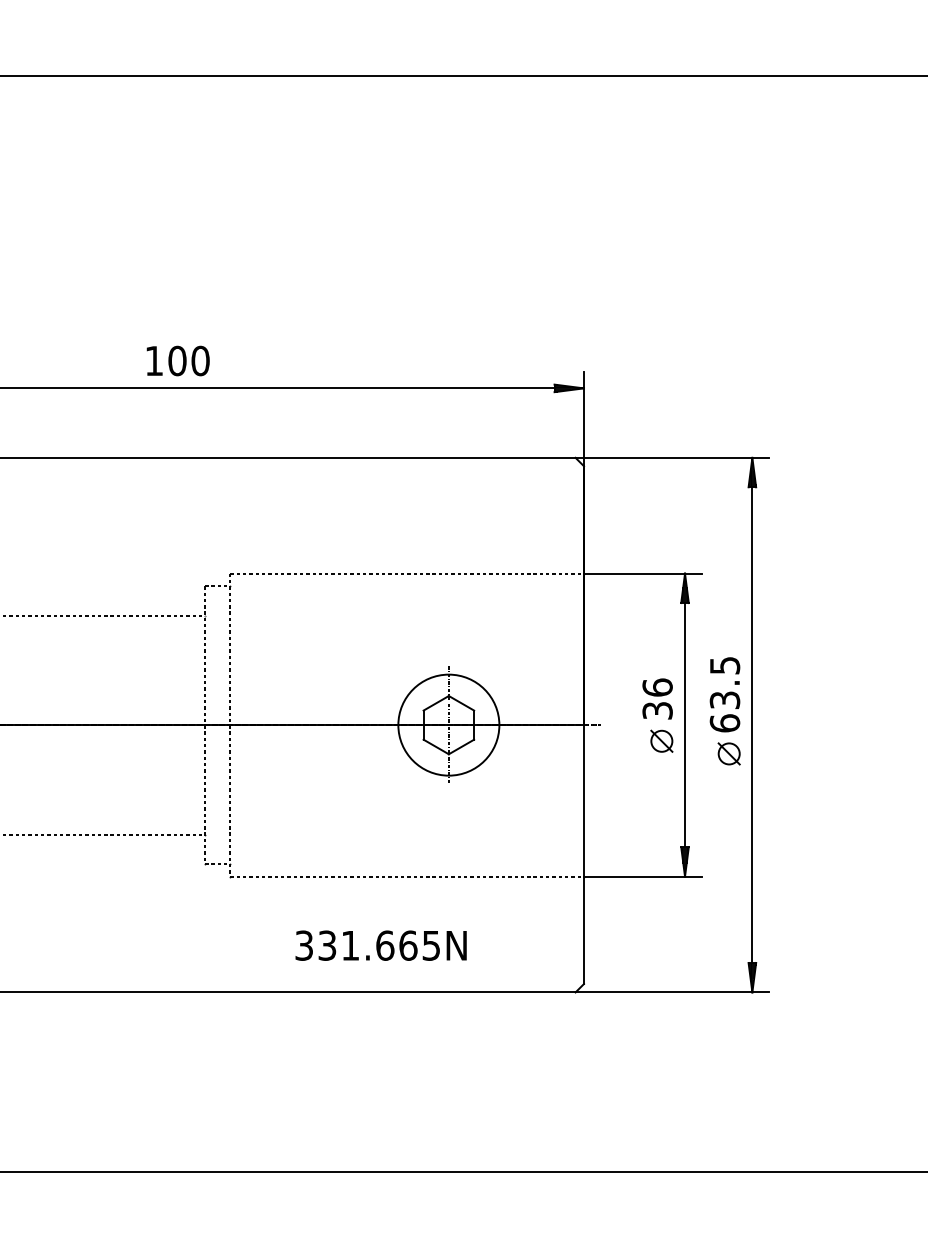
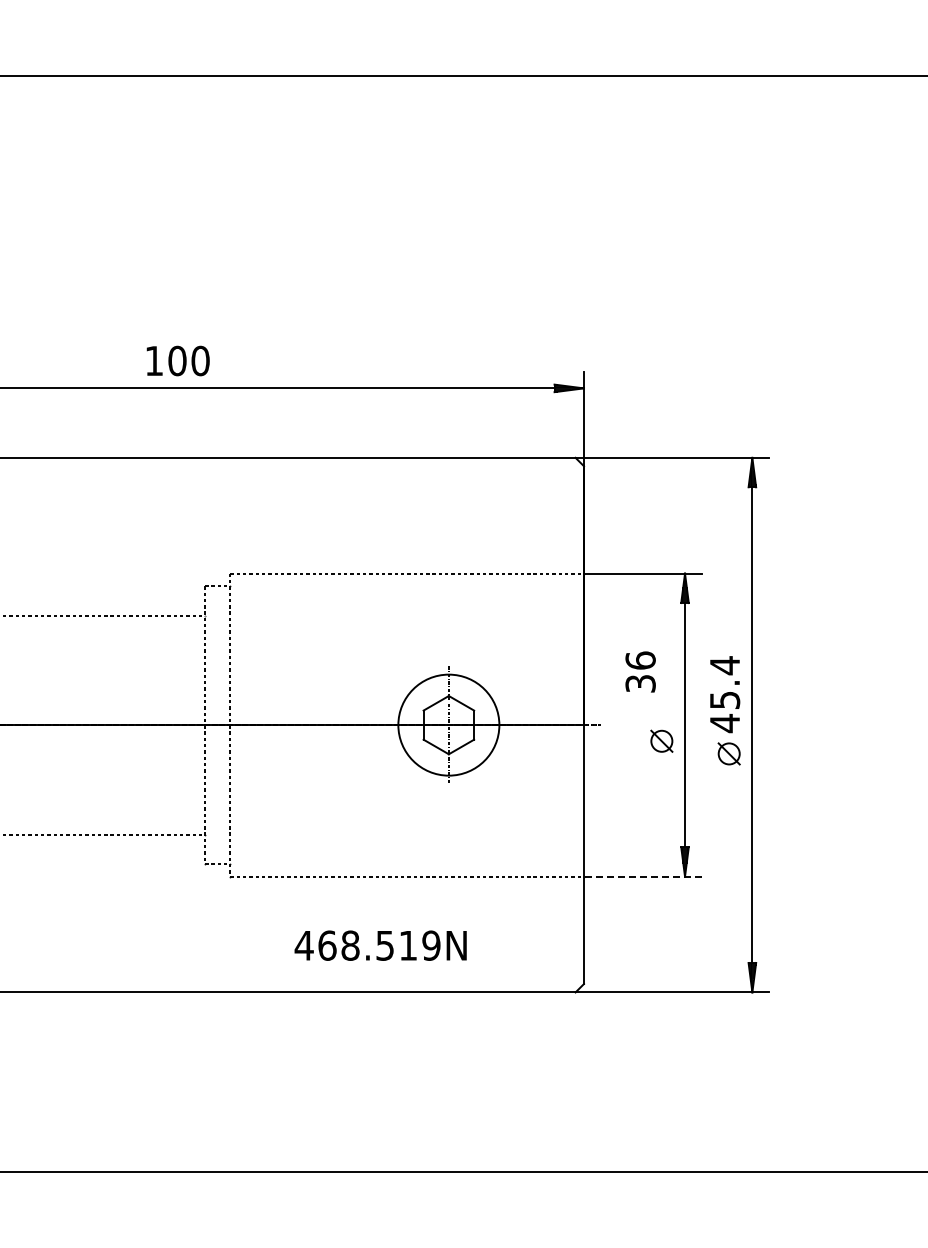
text: 63.5 -> 45.4 (724, 694)
text position: (657, 698) -> (640, 671) (640, 671)
line: solid -> dashed (642, 876)
text: 331.665N -> 468.519N (367, 945)
